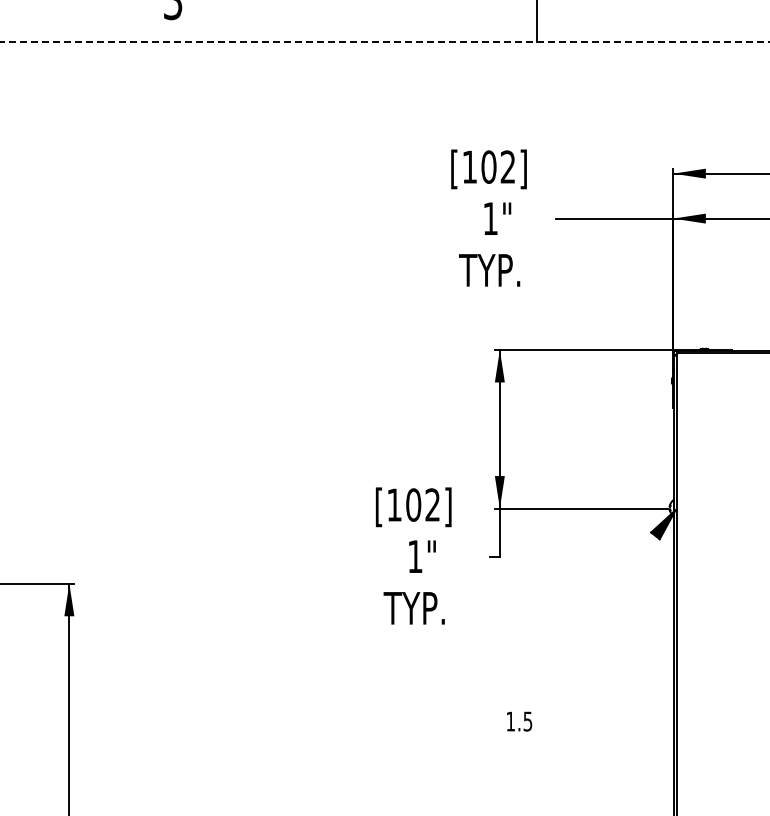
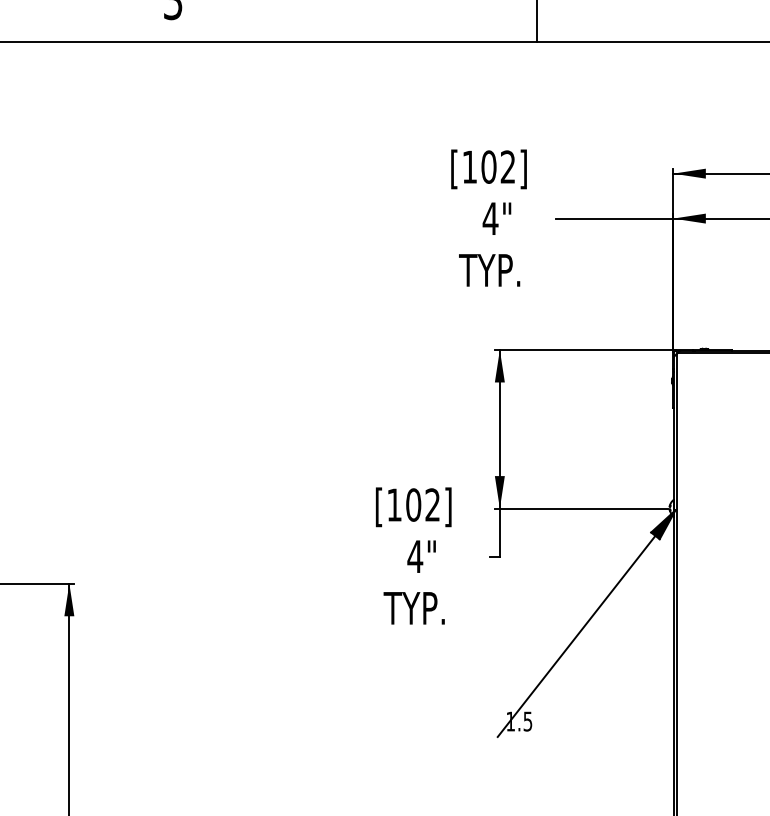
line: dashed -> solid (385, 41)
text: 1" -> 4" (490, 218)
text: 1" -> 4" (415, 556)
line: none -> present (576, 635)
